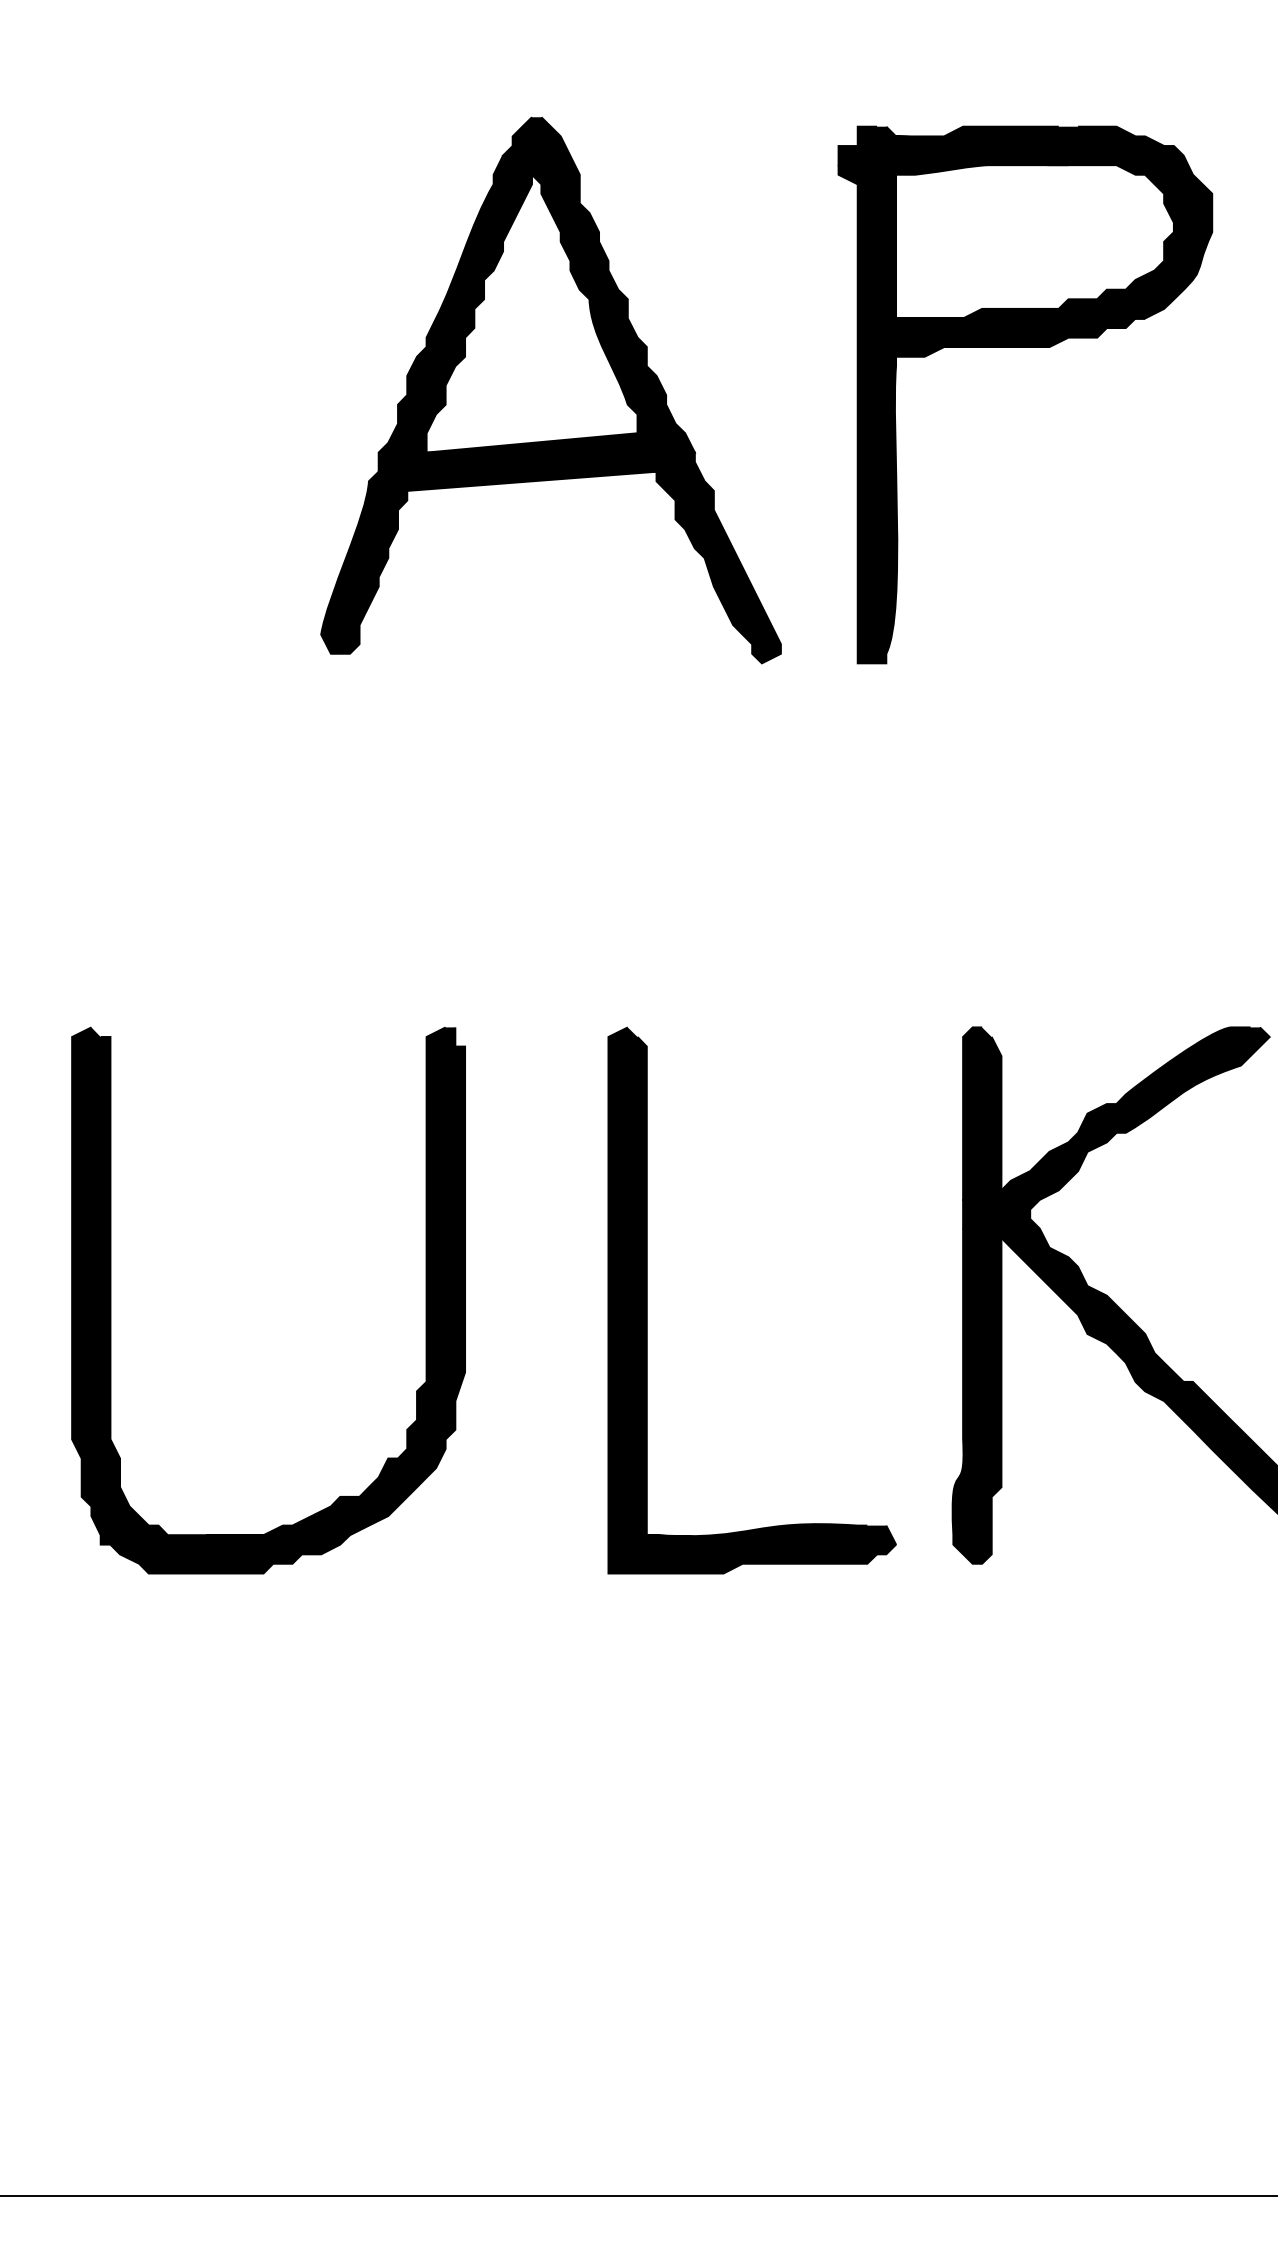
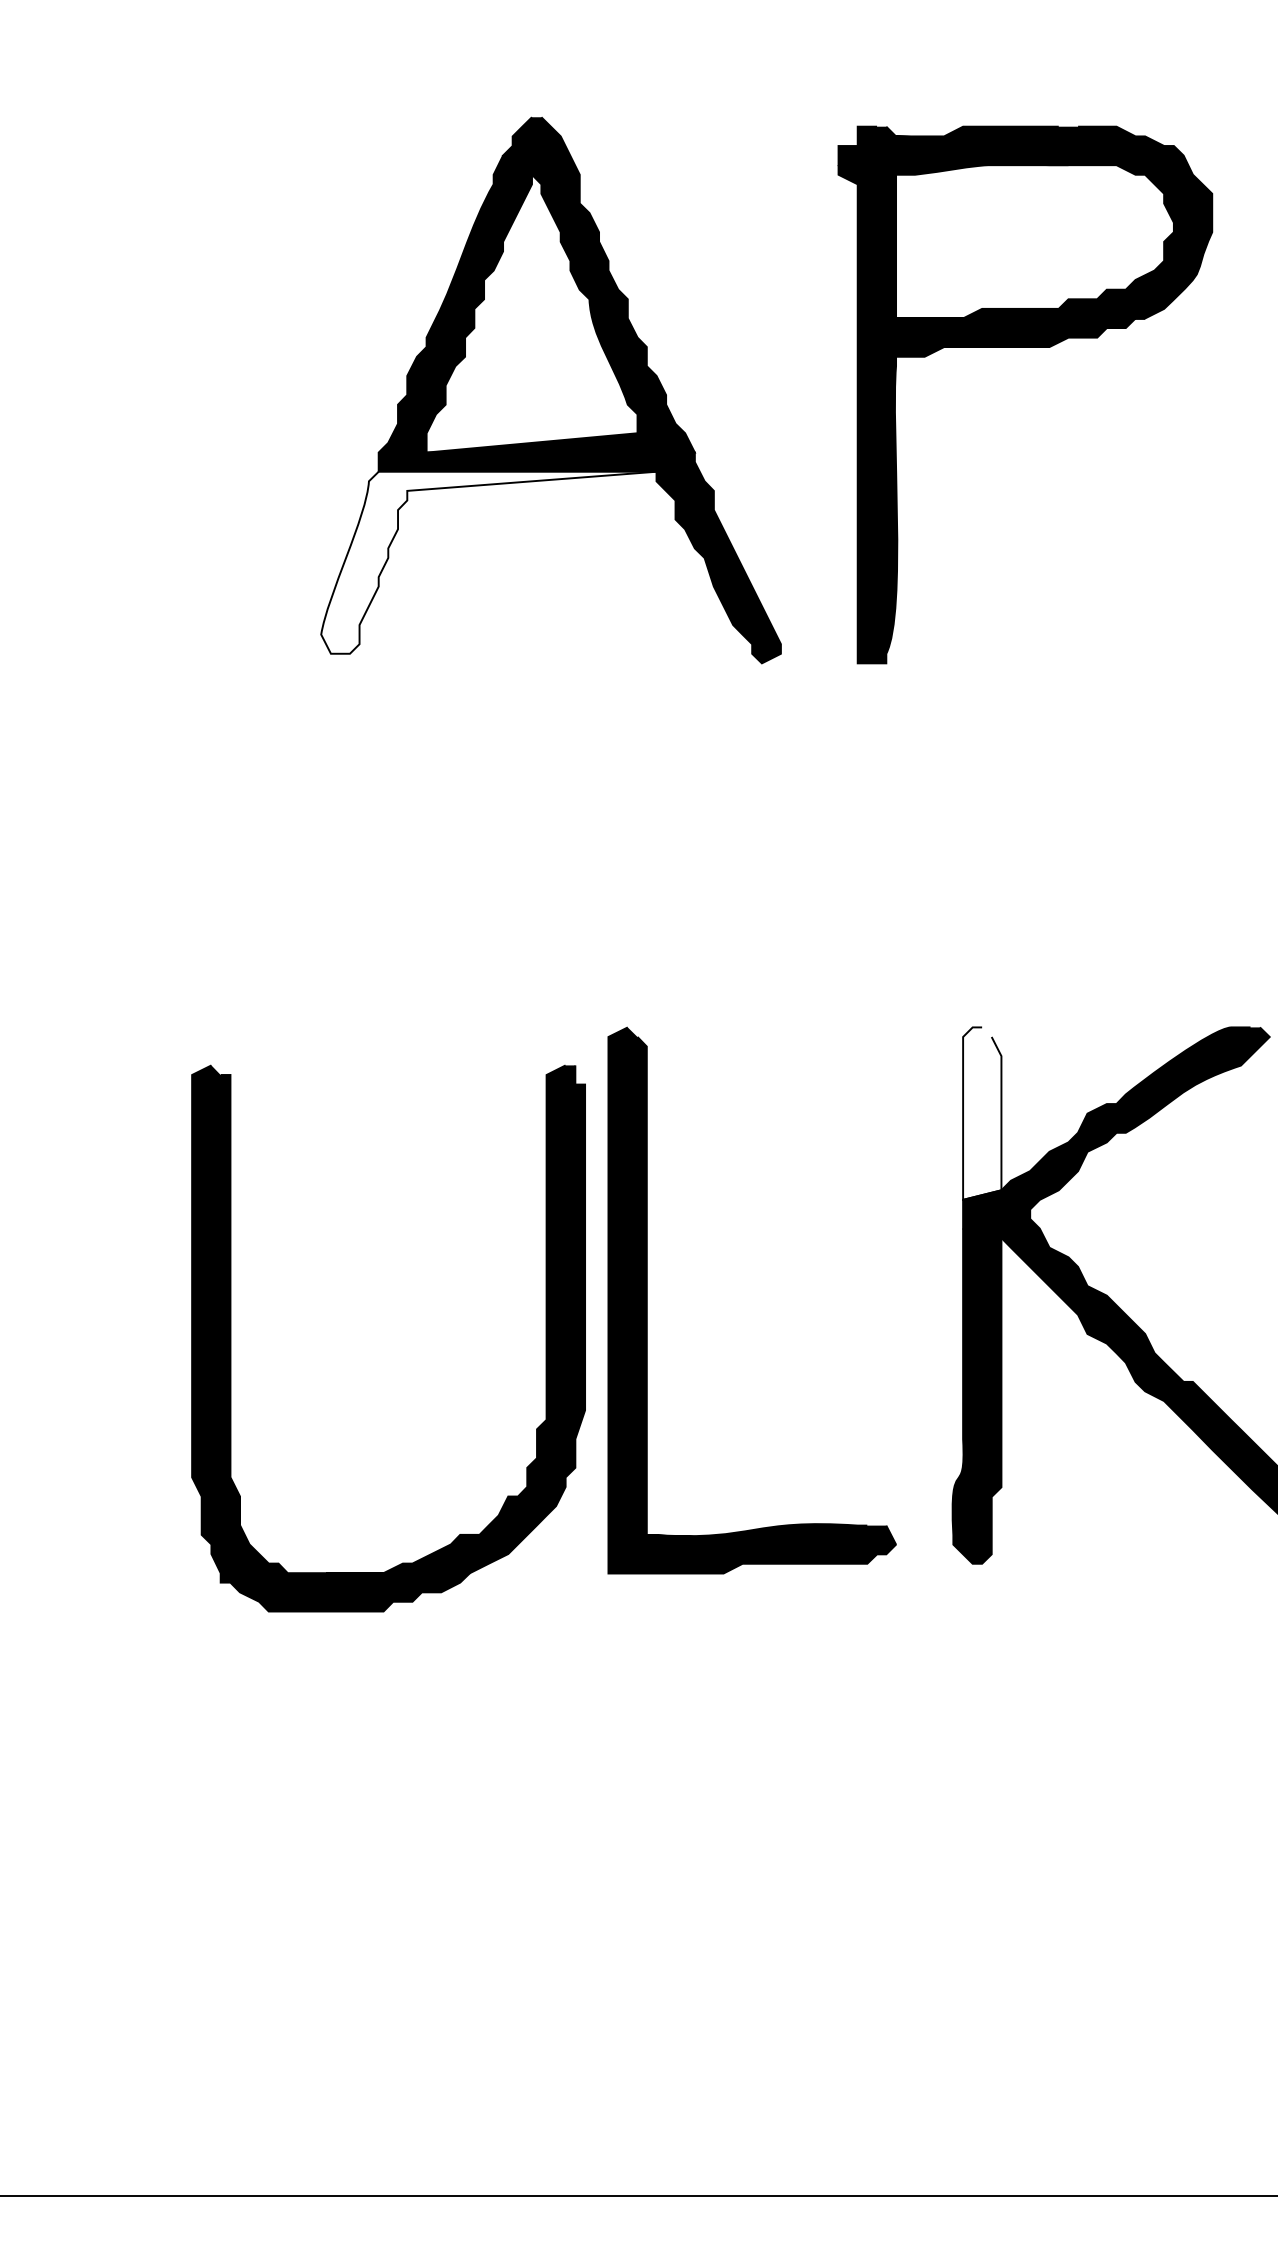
fill: present -> none (488, 562)
fill: present -> none (982, 1113)
part position: (111, 1300) -> (231, 1338) (231, 1338)
